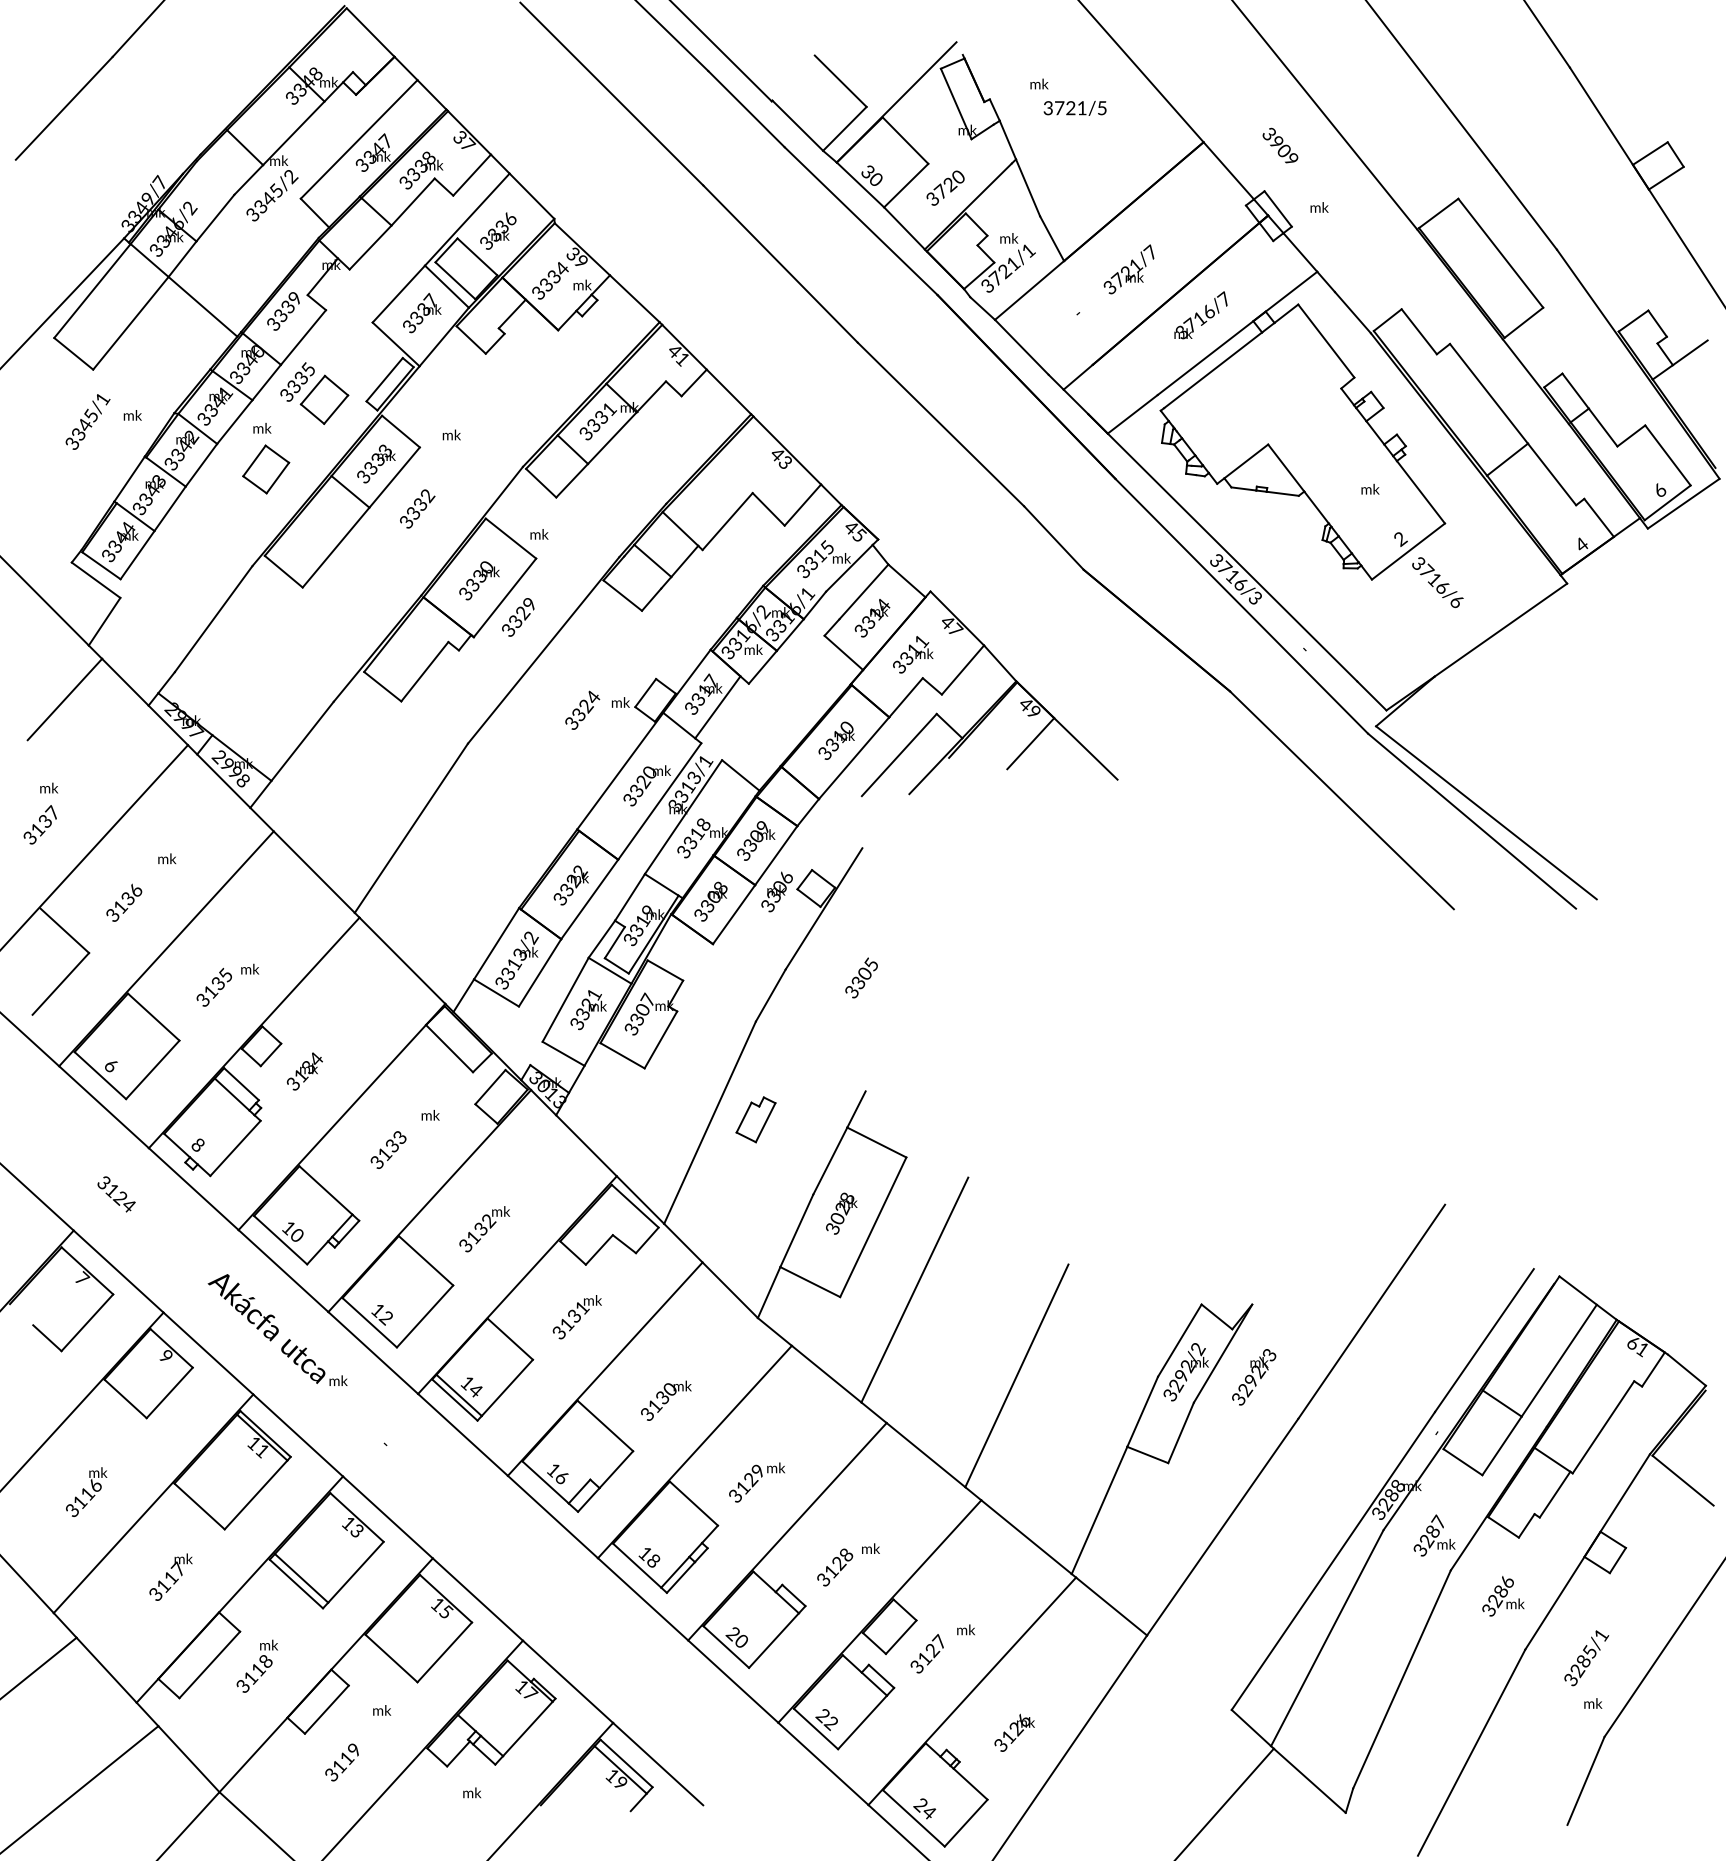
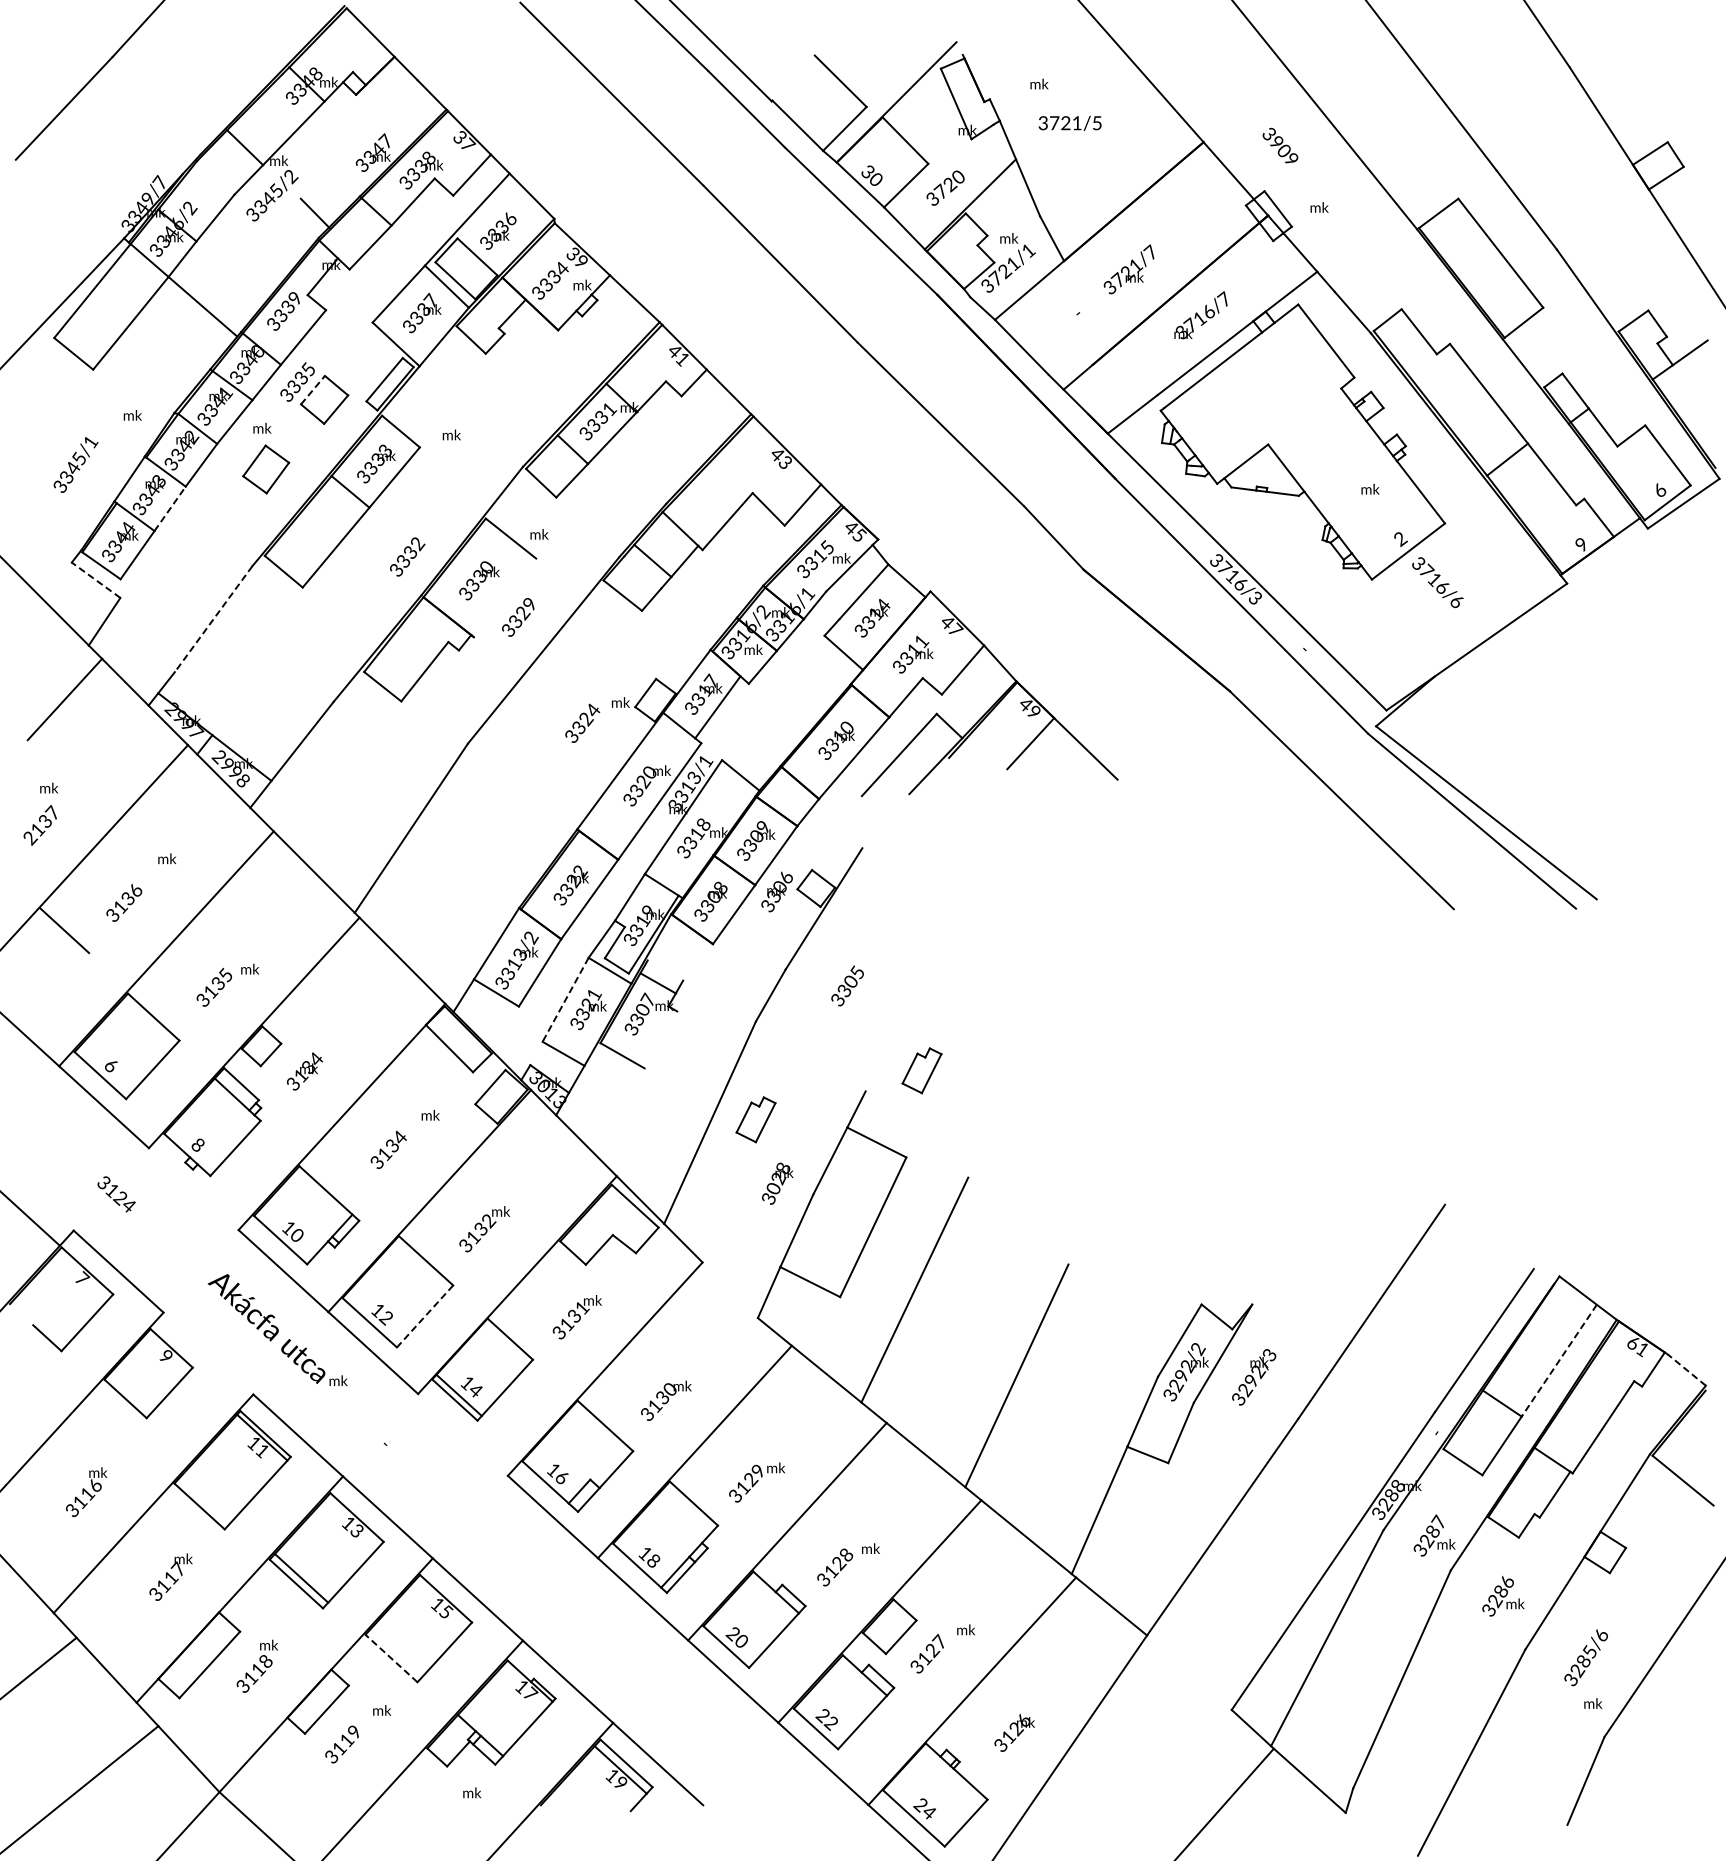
text position: (1074, 107) -> (1069, 122) (1069, 122)
line: present -> none (358, 139)
line: solid -> dashed (313, 390)
text position: (87, 421) -> (75, 464) (75, 464)
line: solid -> dashed (170, 508)
text position: (417, 508) -> (407, 556) (407, 556)
text: 4 -> 9 (1581, 544)
line: solid -> dashed (95, 579)
line: present -> none (504, 597)
line: solid -> dashed (213, 619)
text position: (582, 709) -> (582, 722) (582, 722)
text: 3137 -> 2137 (33, 839)
line position: (665, 970) -> (658, 983) (658, 983)
text position: (861, 977) -> (847, 985) (847, 985)
line: present -> none (60, 983)
line: solid -> dashed (565, 999)
line: present -> none (660, 1039)
part: none -> present (921, 1070)
text: 3133 -> 3134 (399, 1136)
line: present -> none (193, 1189)
line position: (37, 1197) -> (30, 1219) (30, 1219)
text position: (841, 1213) -> (777, 1183) (777, 1183)
line: present -> none (729, 1290)
line: solid -> dashed (425, 1316)
line: present -> none (208, 1353)
line: solid -> dashed (1559, 1361)
line: solid -> dashed (1686, 1370)
line: present -> none (462, 1434)
text: 3285/1 -> 3285/6 (1602, 1635)
line: solid -> dashed (391, 1658)
text position: (341, 1762) -> (341, 1744) (341, 1744)
